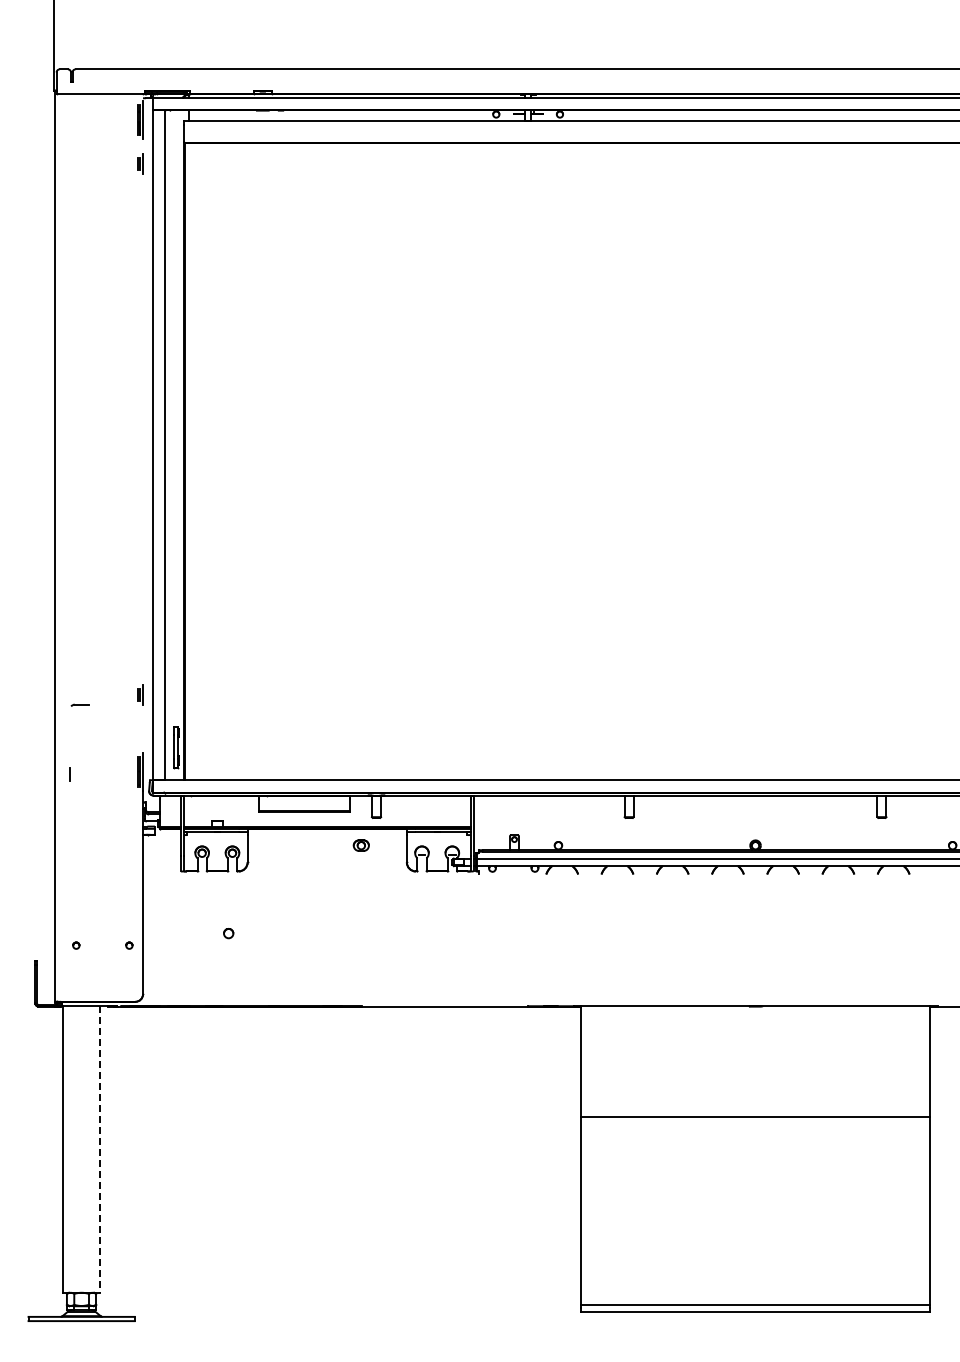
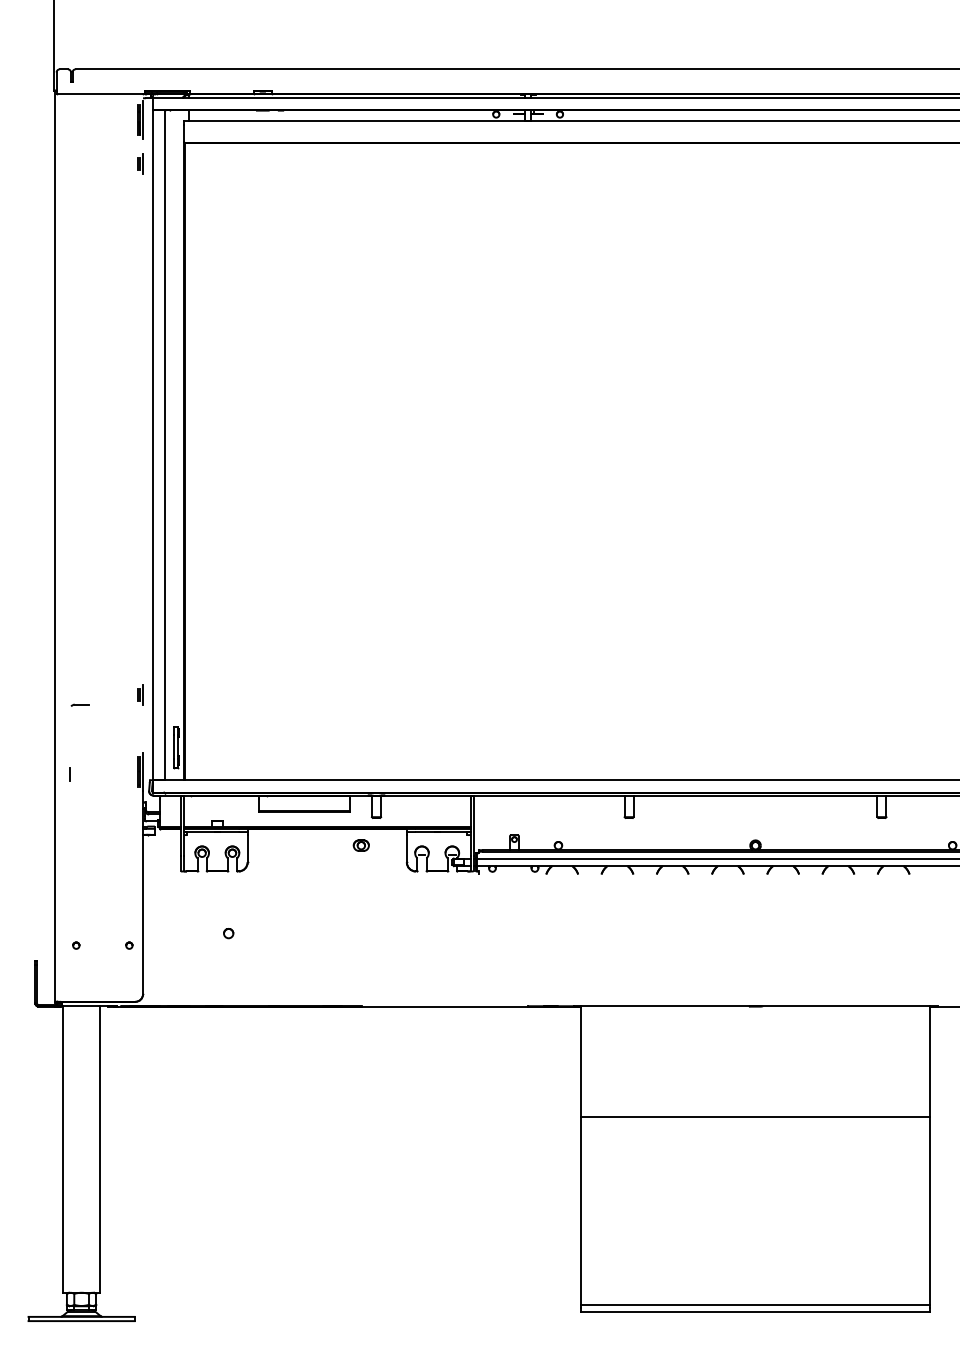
line: dashed -> solid (99, 1150)
